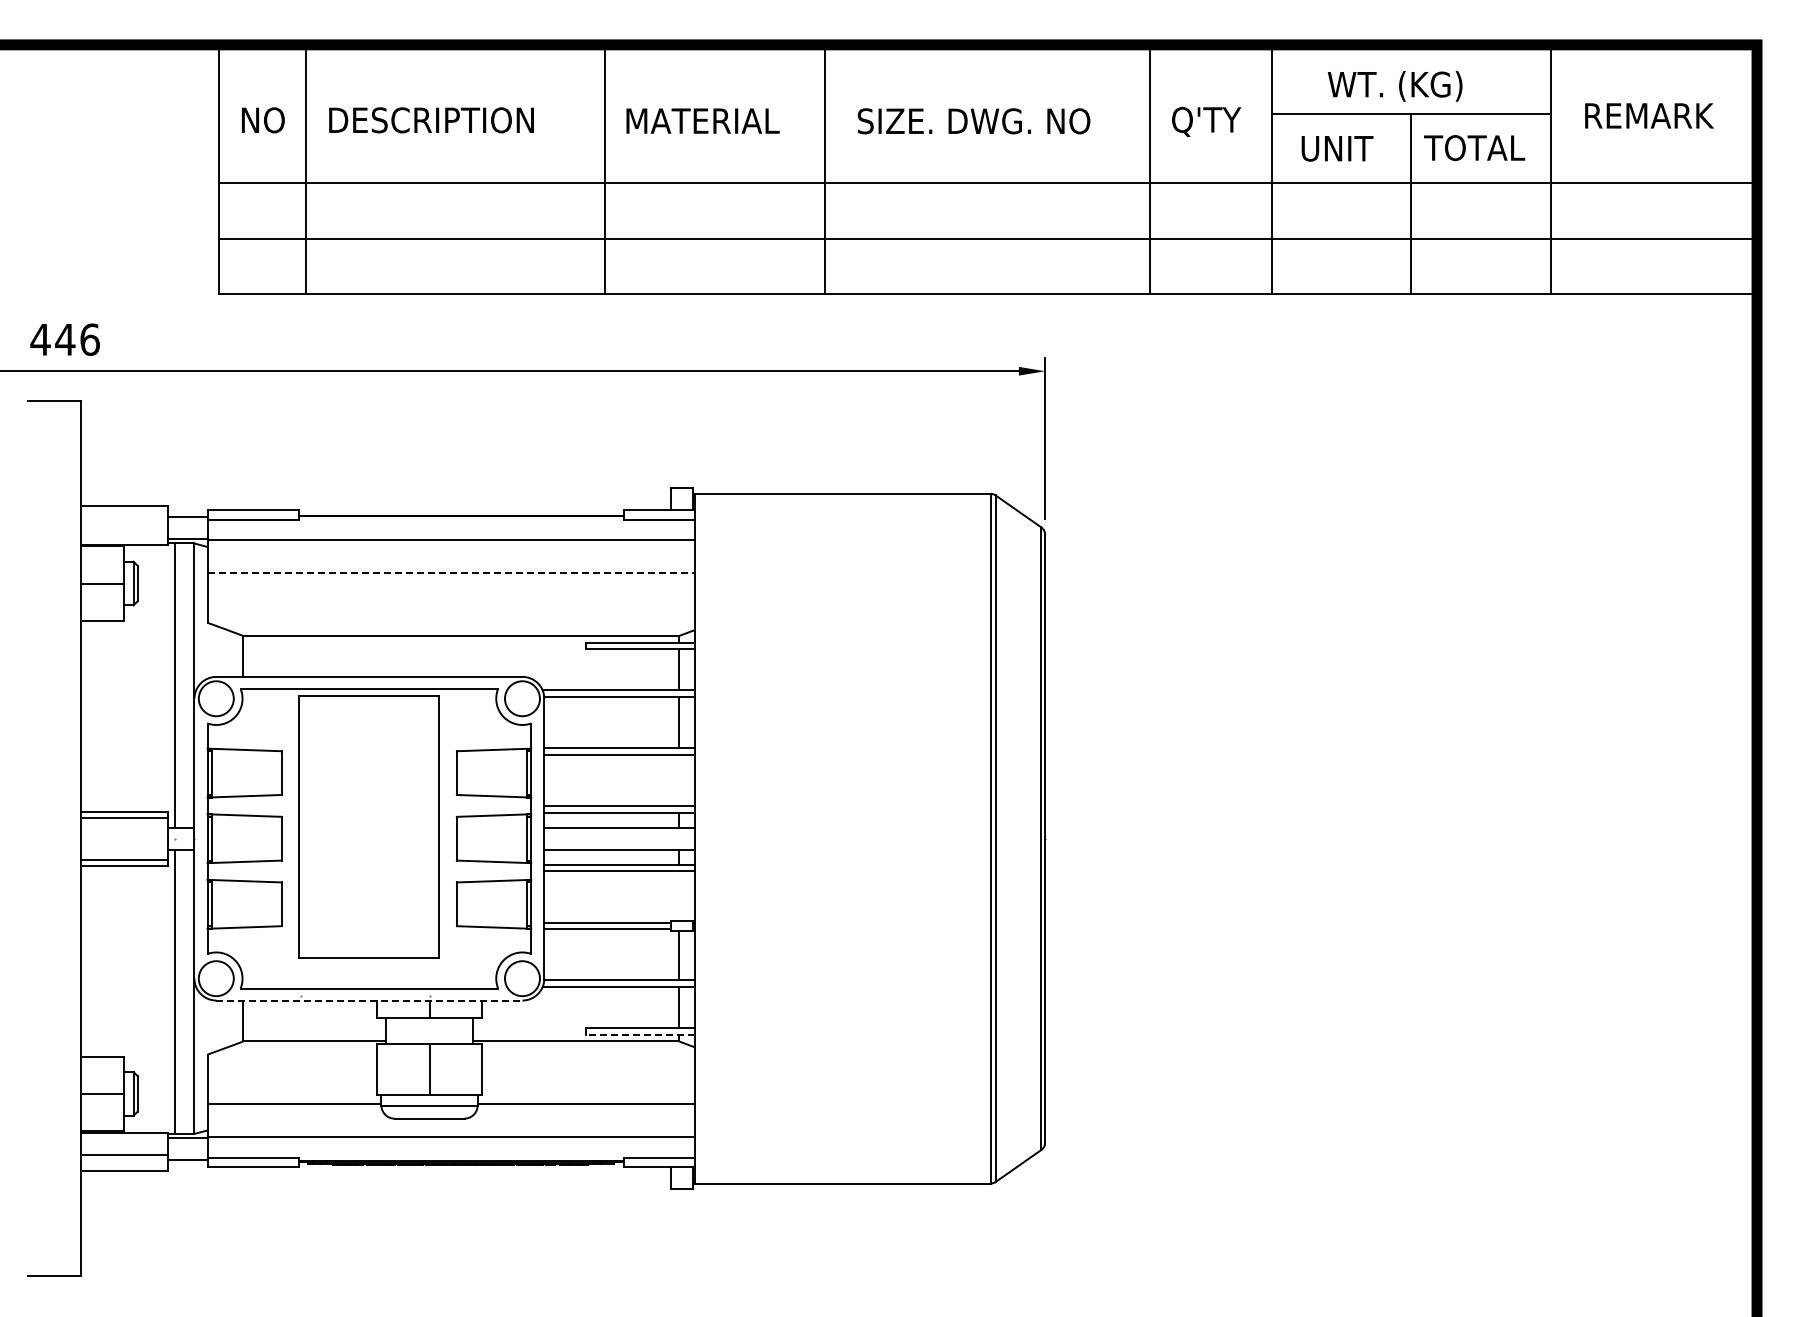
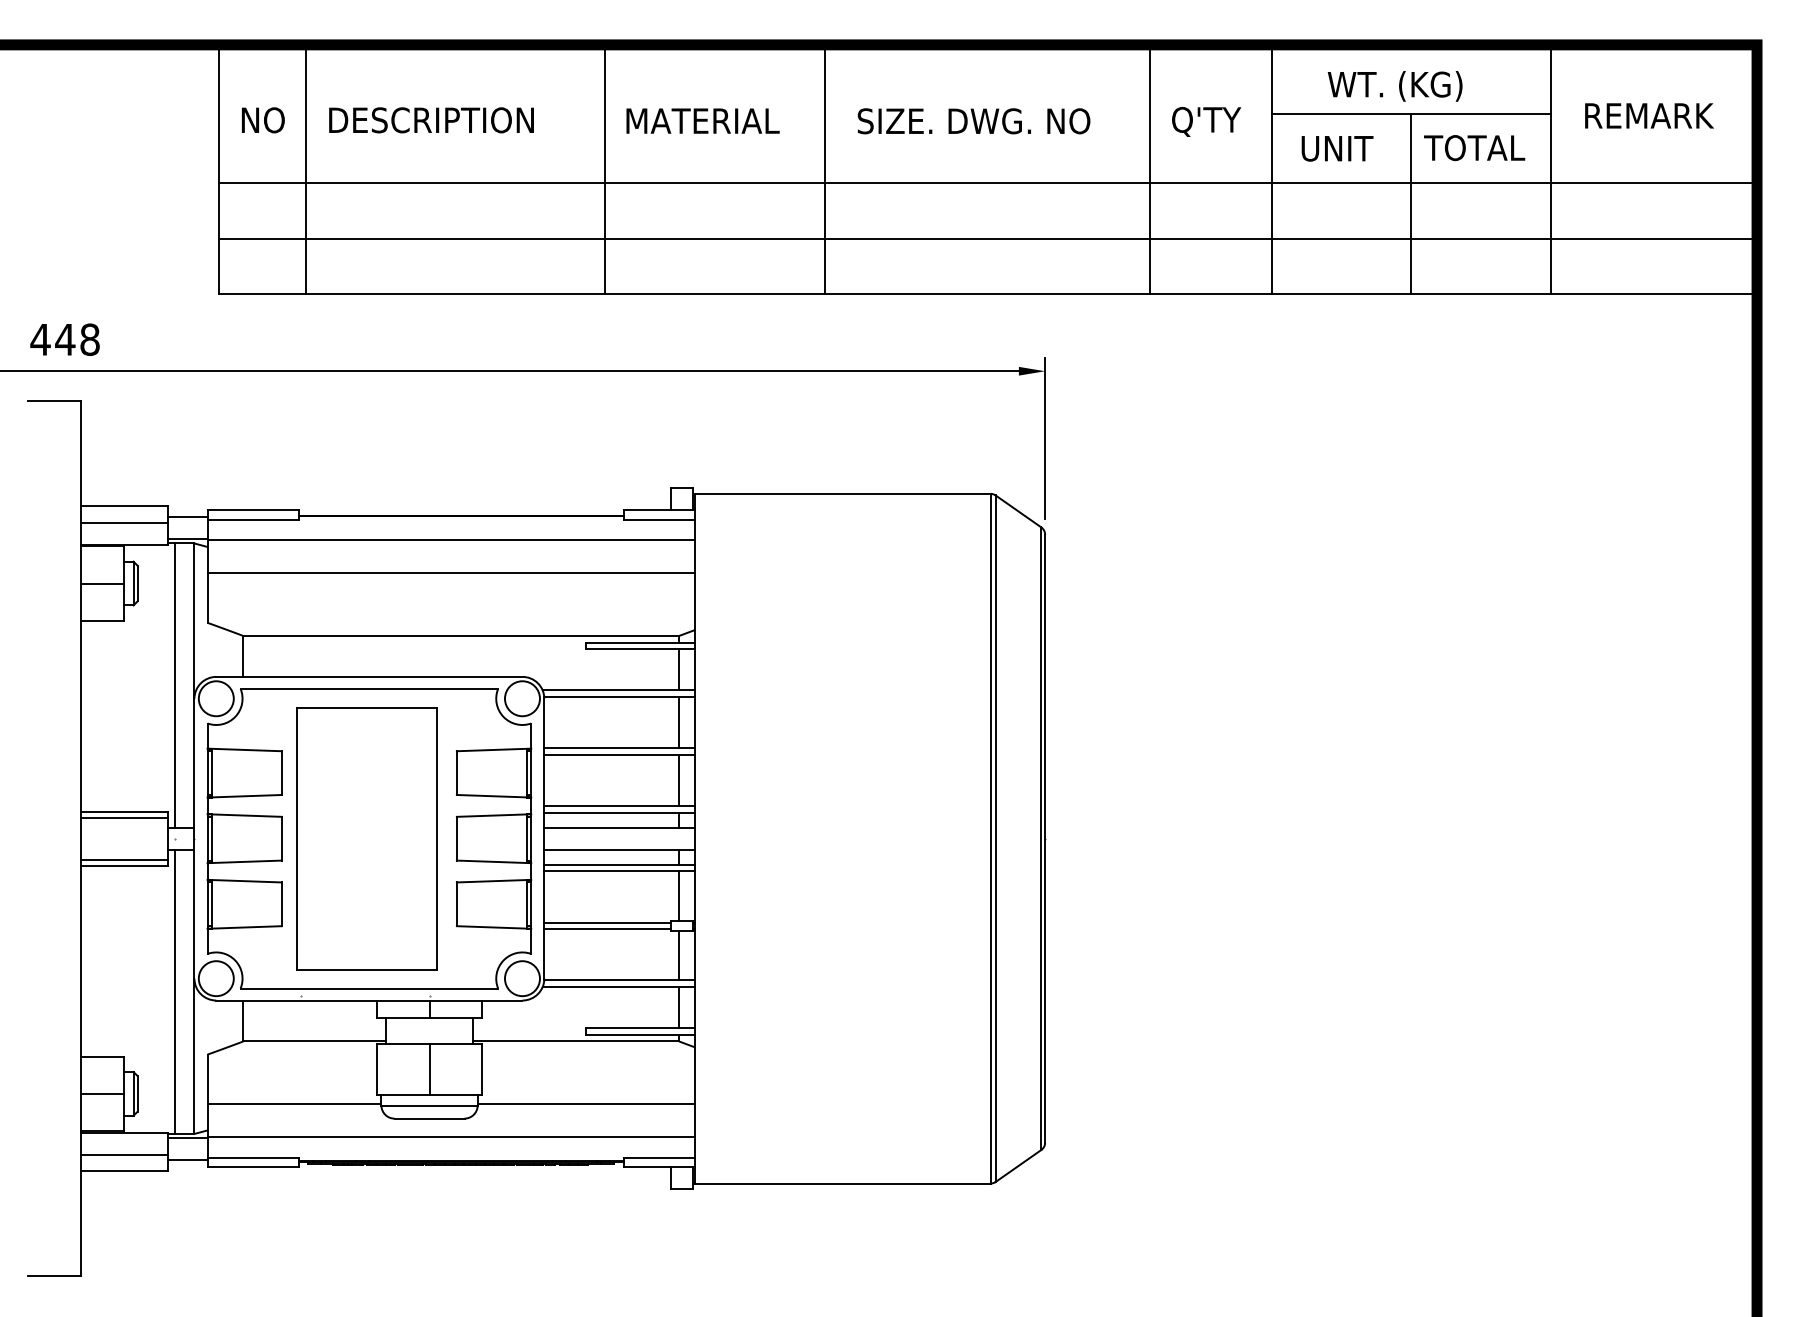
text: 446 -> 448 (89, 339)
line: none -> present (124, 522)
line: dashed -> solid (451, 573)
line: none -> present (679, 780)
part position: (368, 826) -> (366, 838) (366, 838)
line: none -> present (679, 895)
line: dashed -> solid (369, 1000)
line: dashed -> solid (640, 1034)
